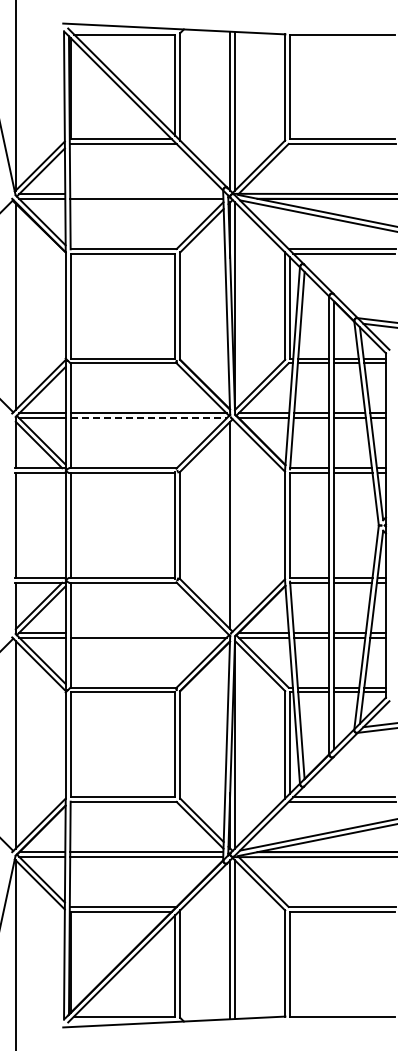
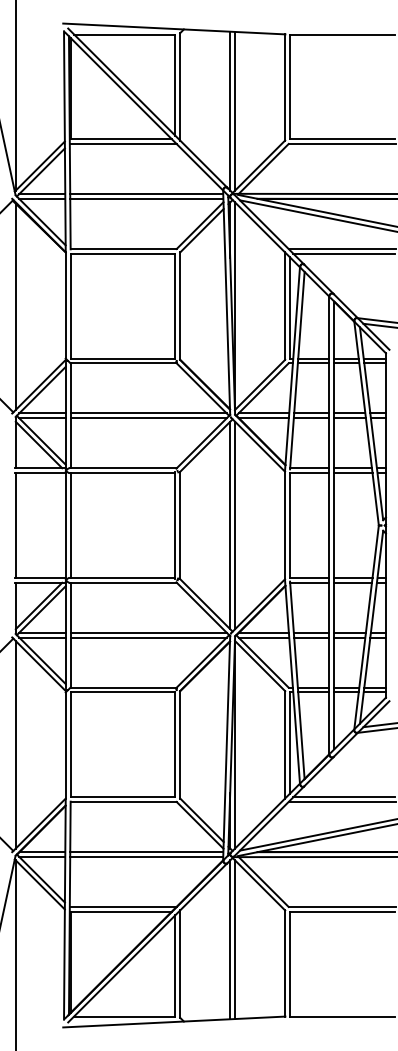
line: none -> present (146, 194)
line: dashed -> solid (149, 418)
line: none -> present (235, 525)
line: none -> present (148, 632)
